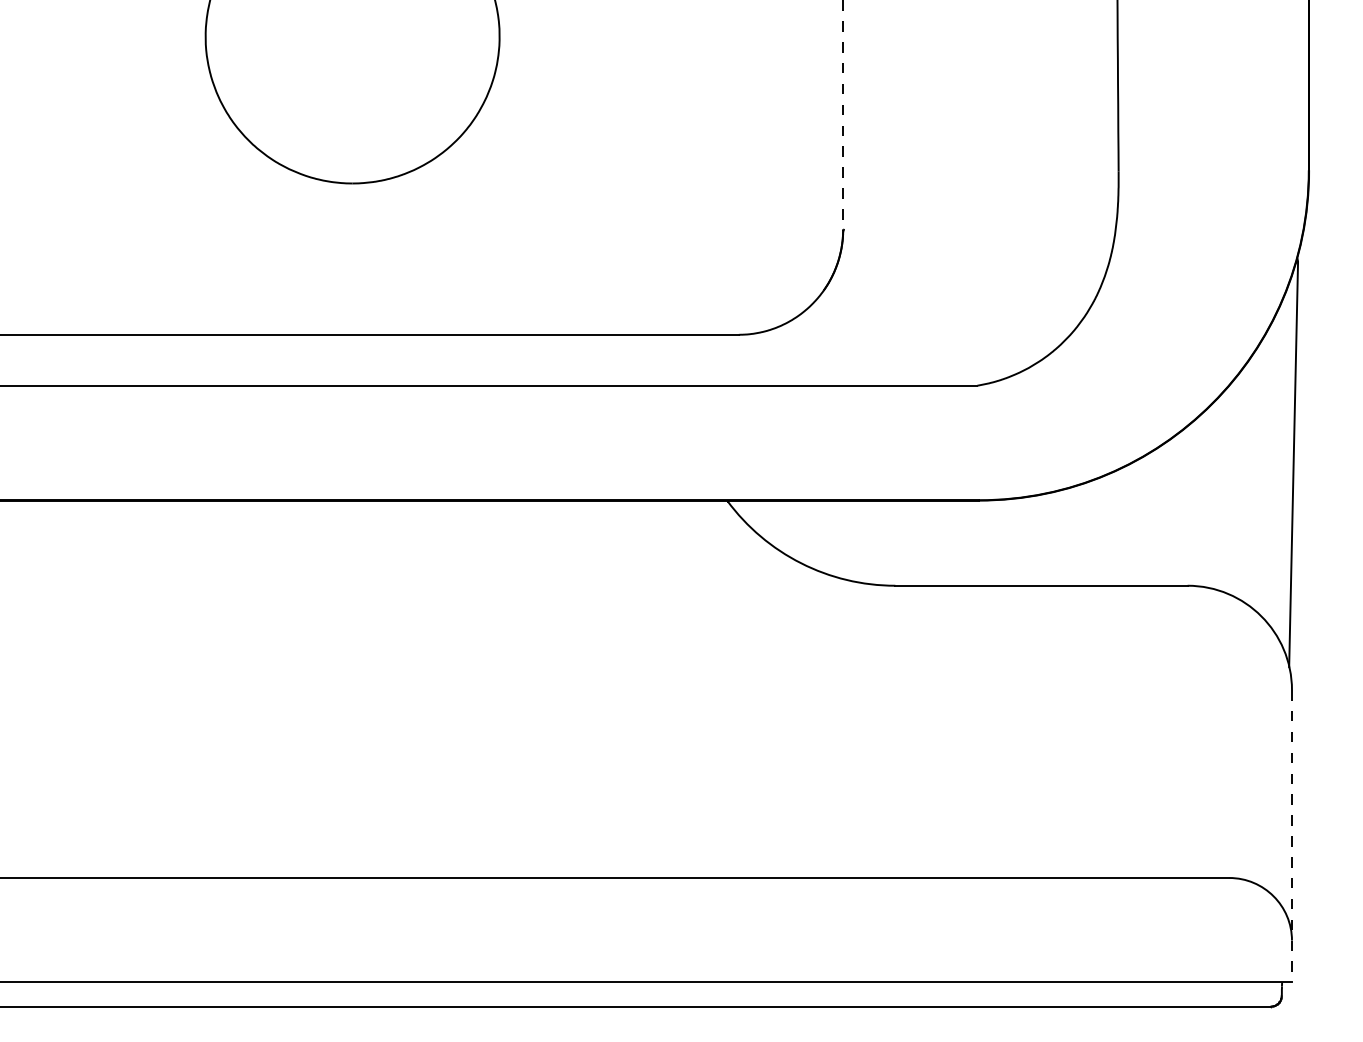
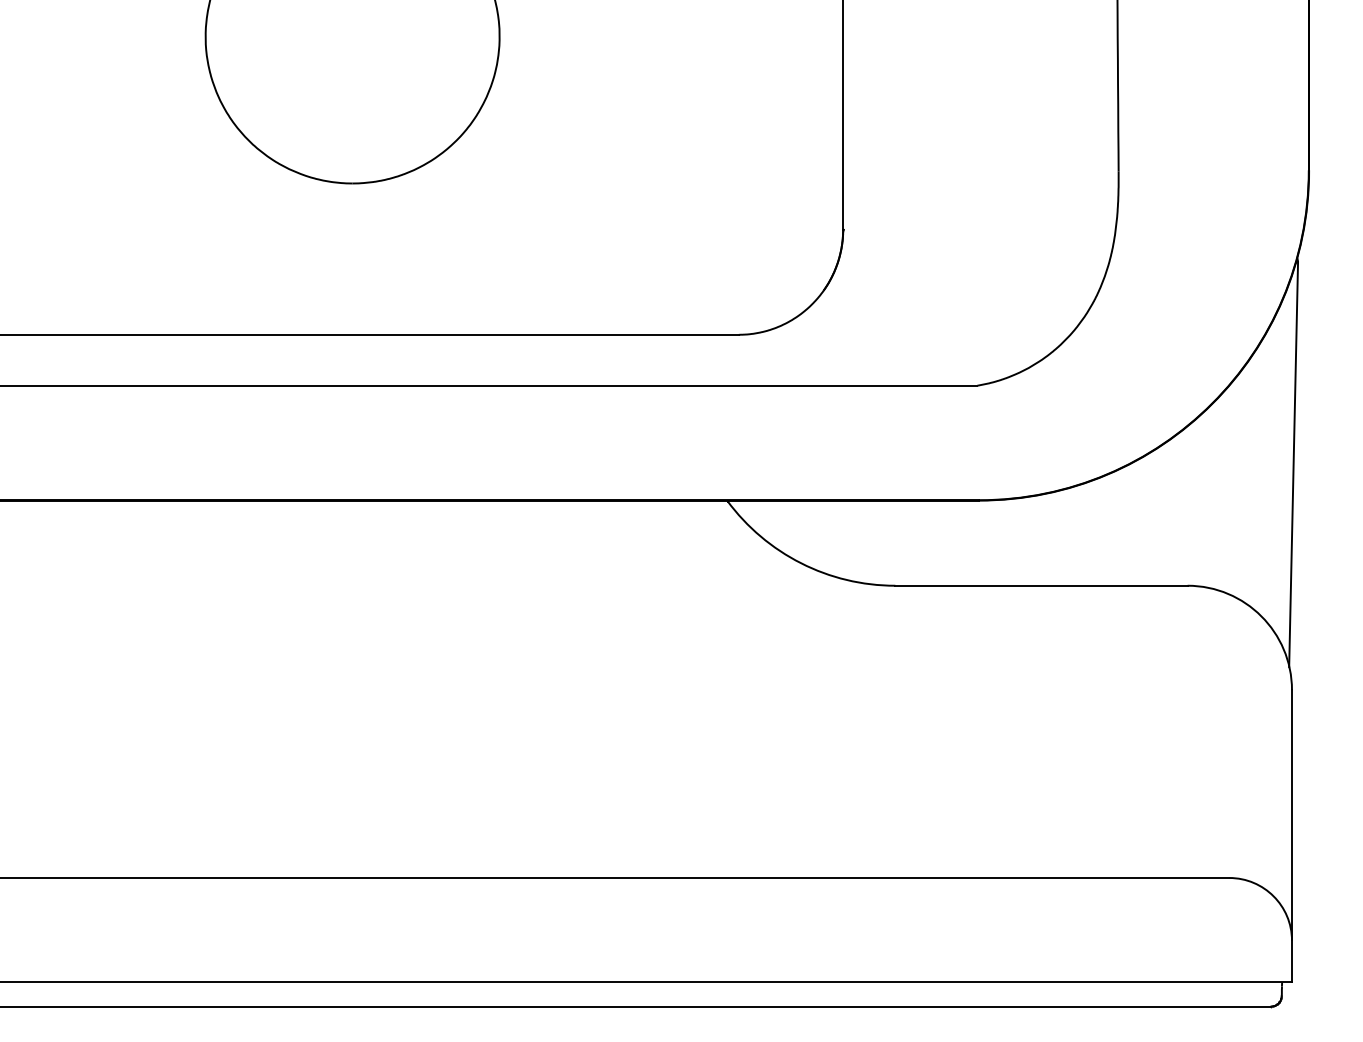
line: dashed -> solid (843, 115)
line: dashed -> solid (1291, 836)
